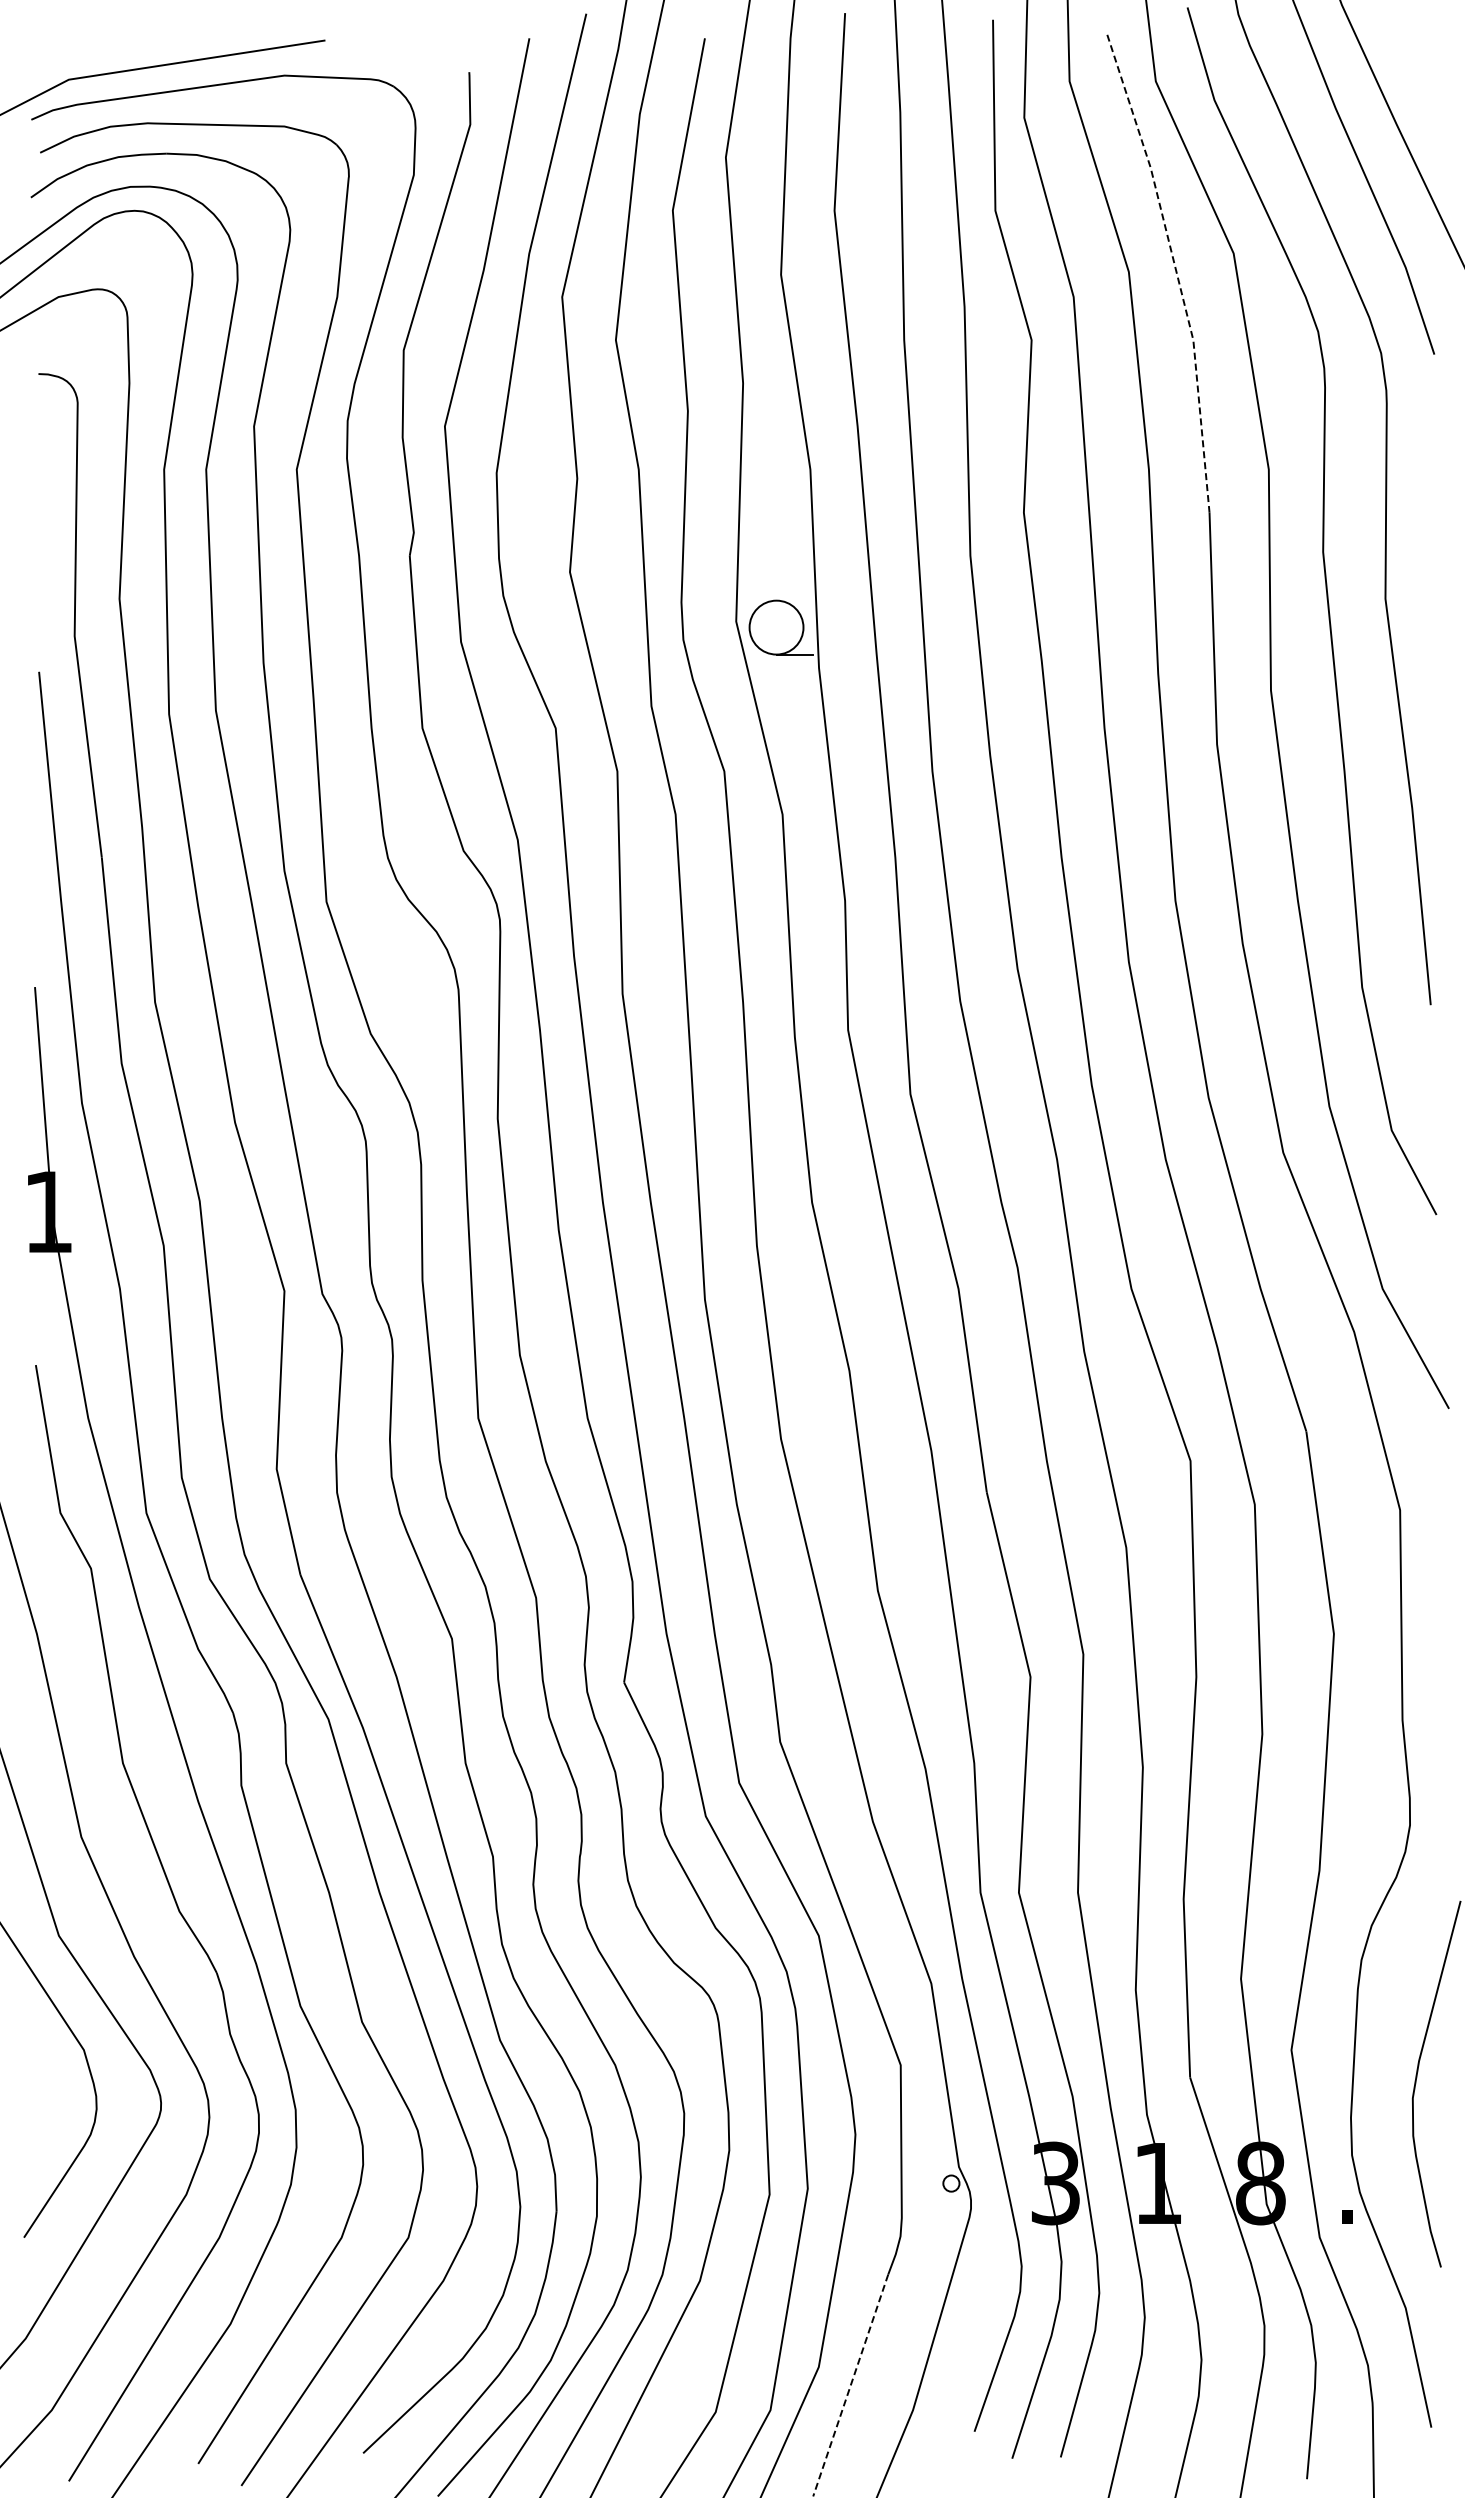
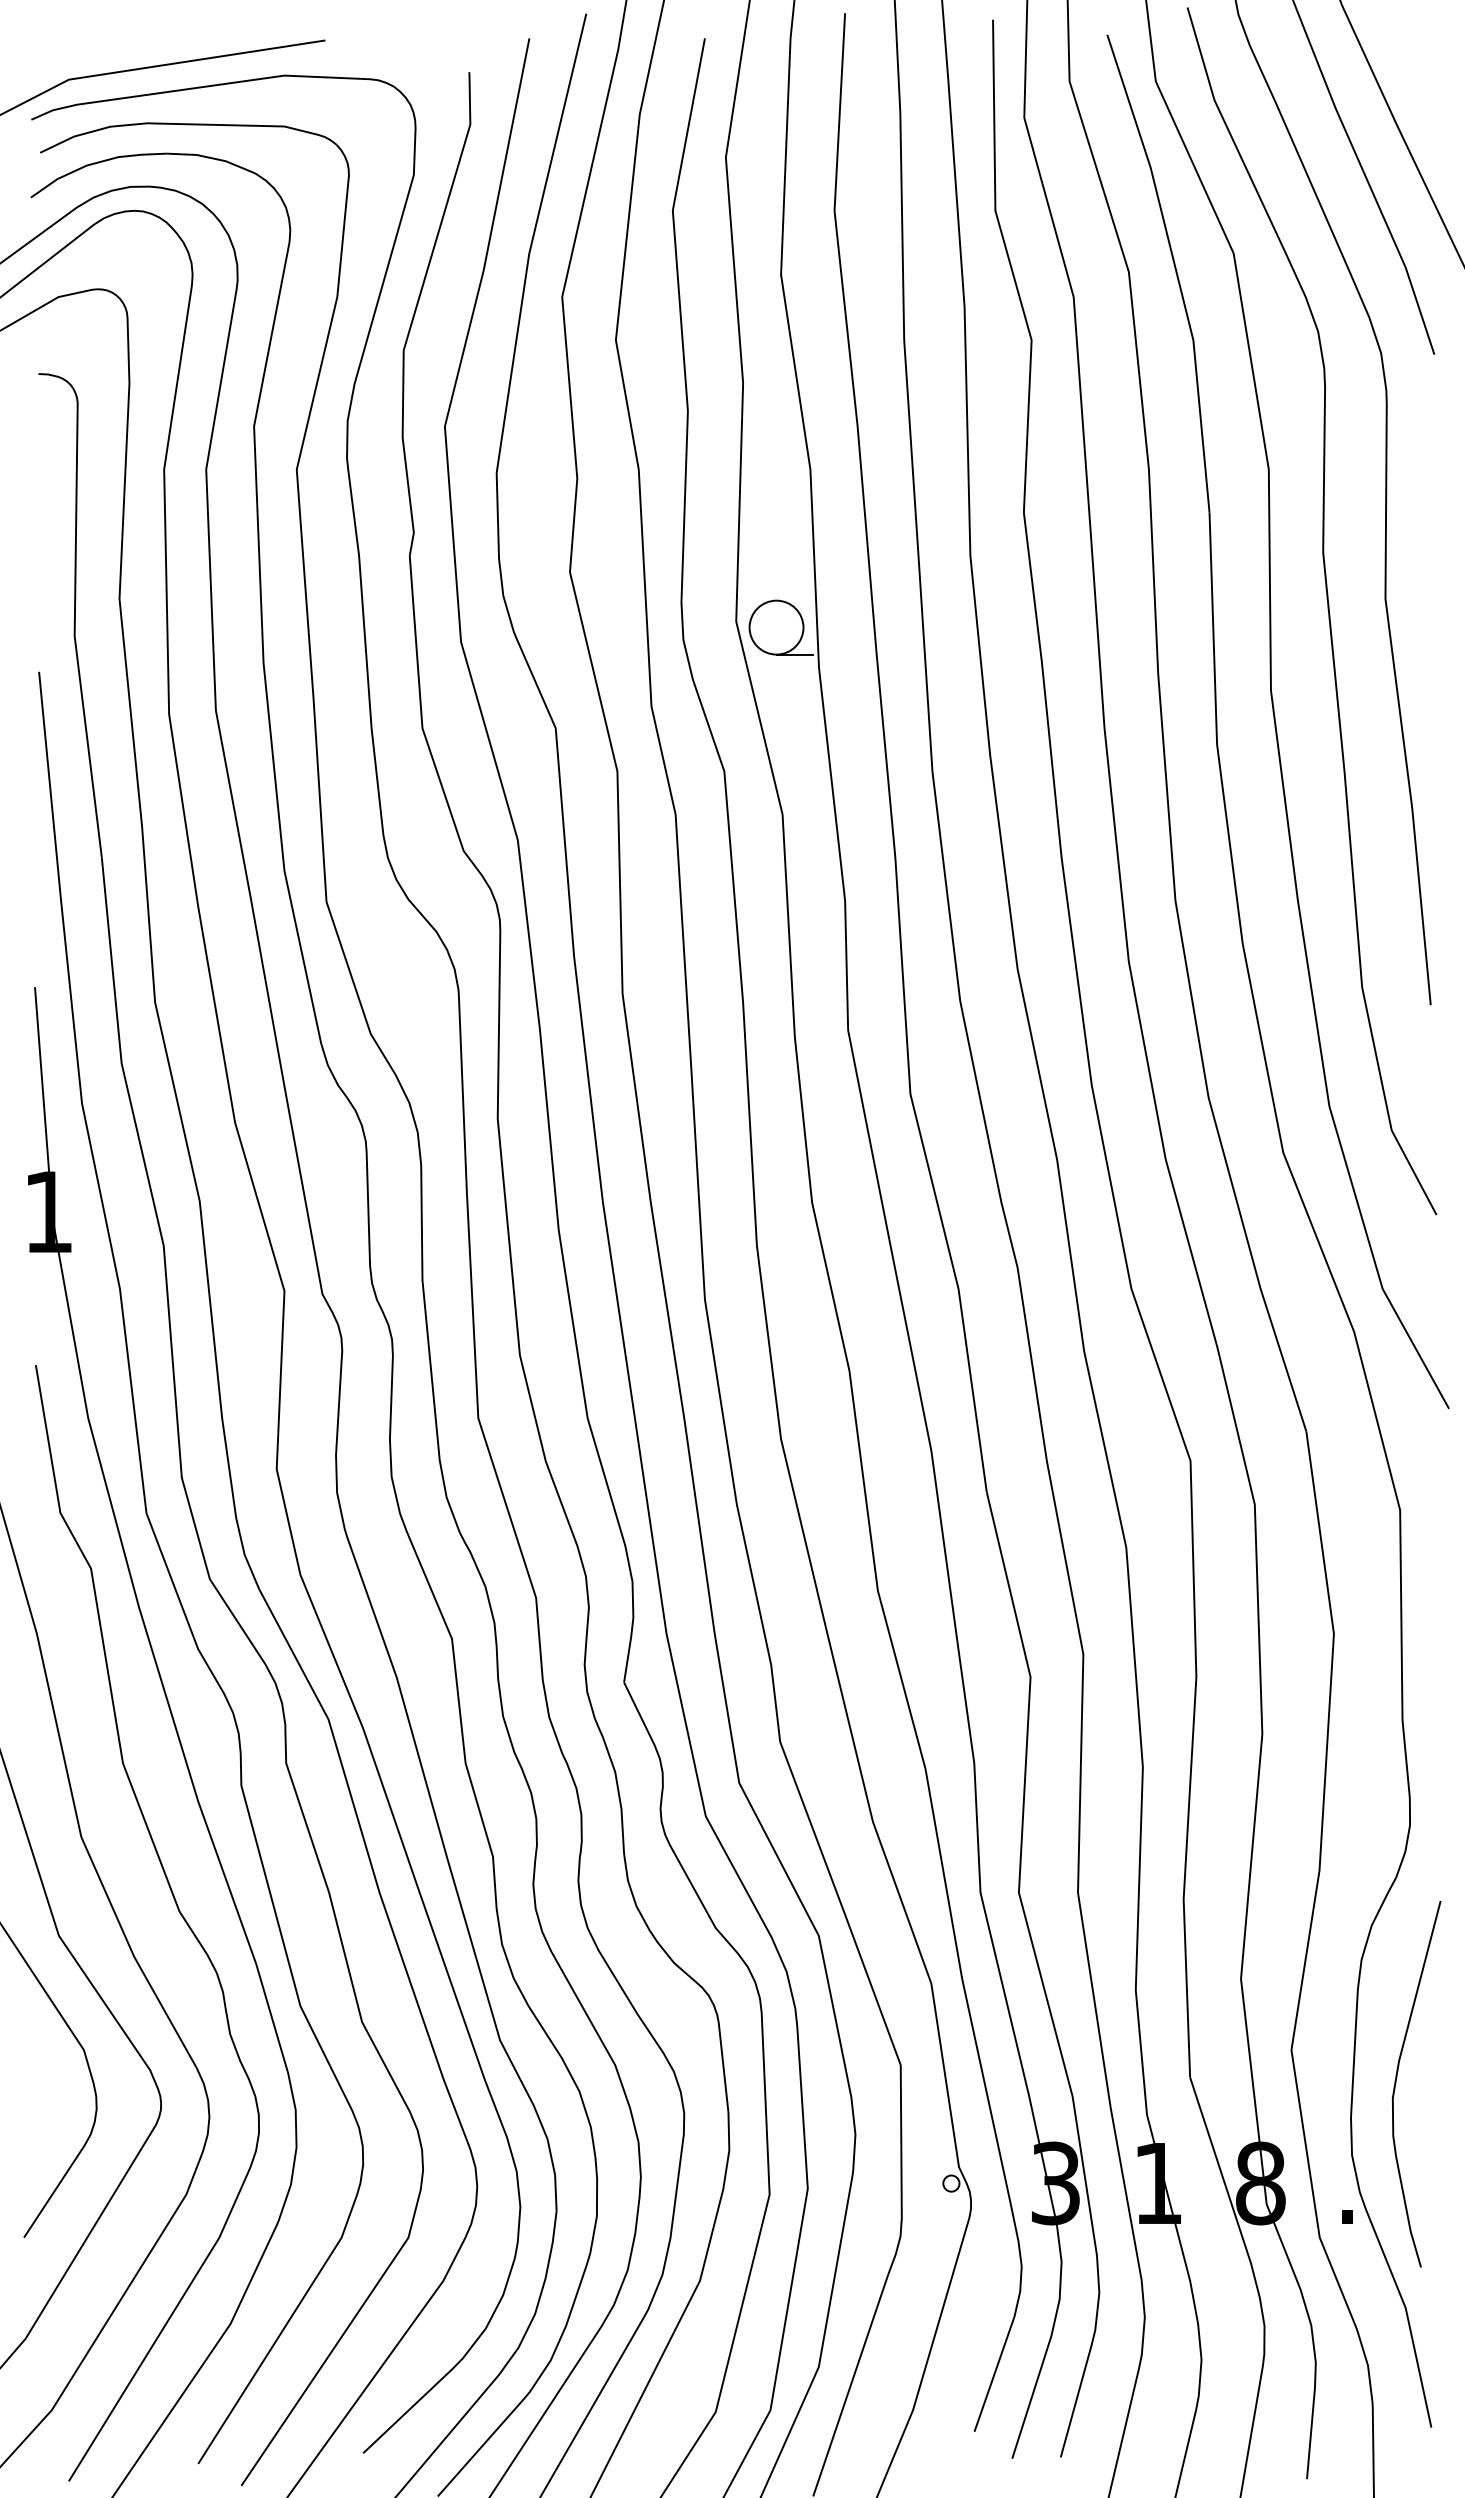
line: dashed -> solid (1176, 270)
curve position: (1417, 2077) -> (1397, 2077) (1397, 2077)
line: dashed -> solid (850, 2386)
